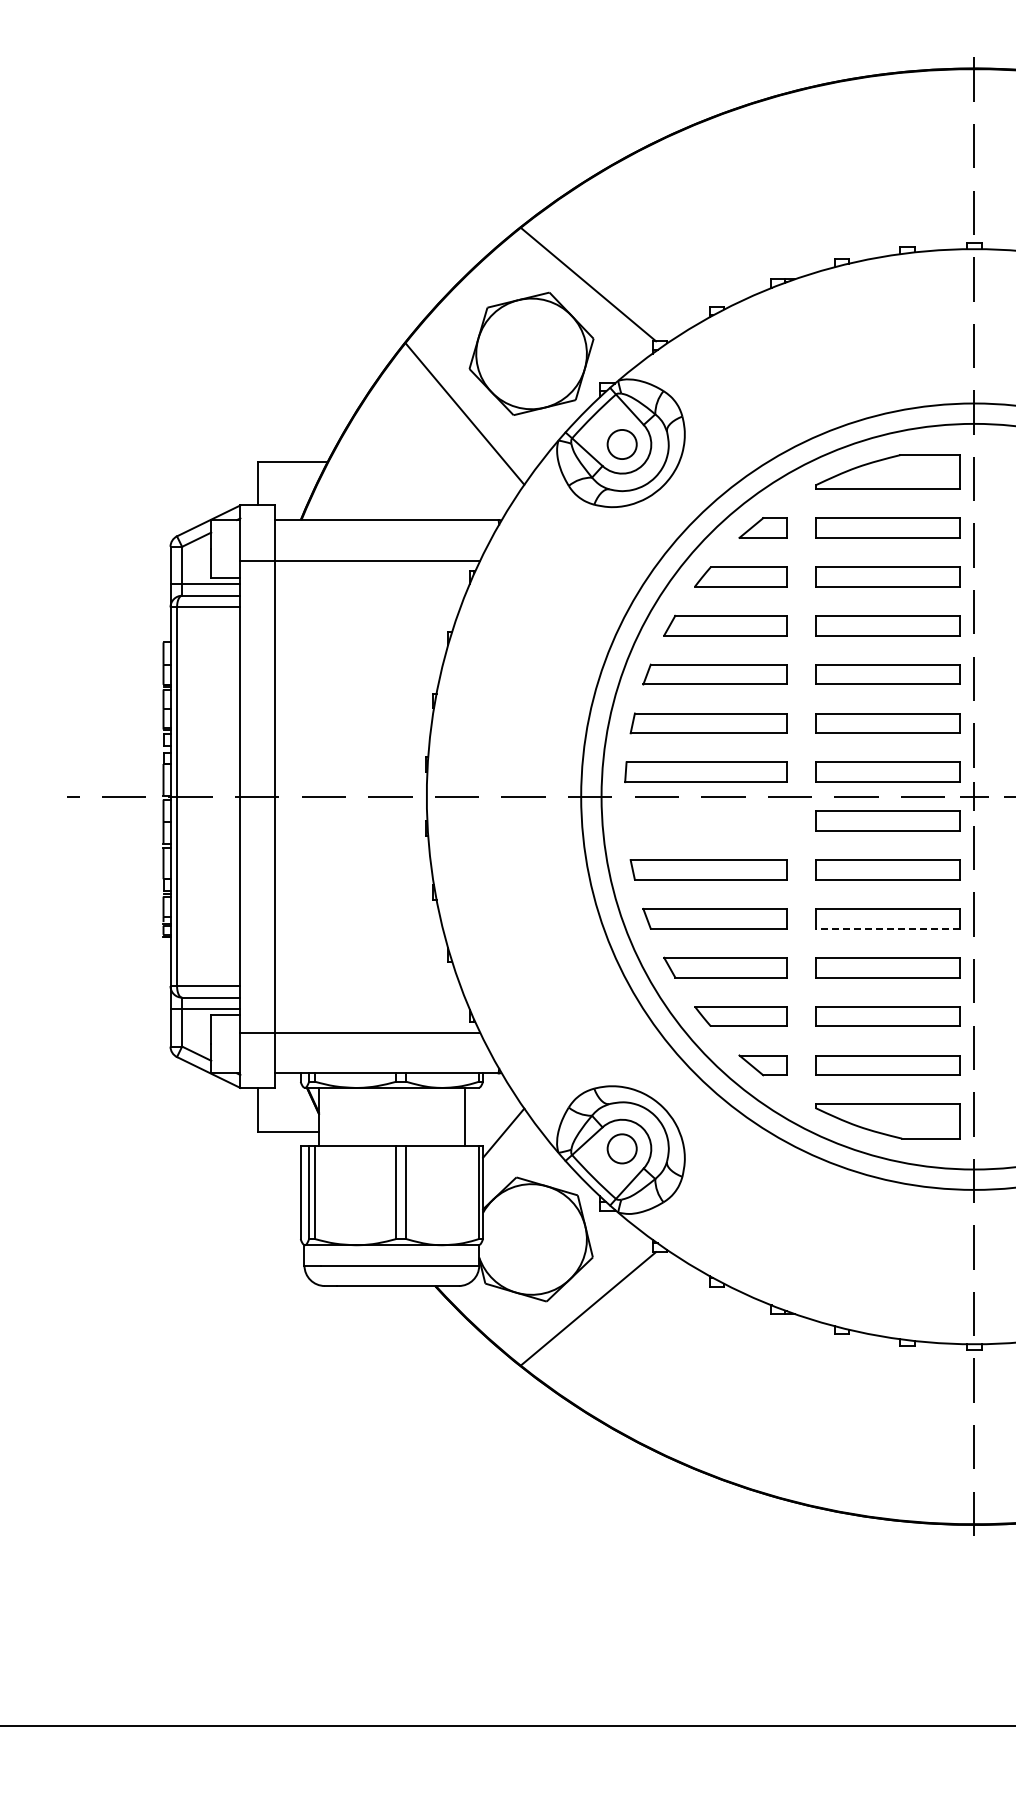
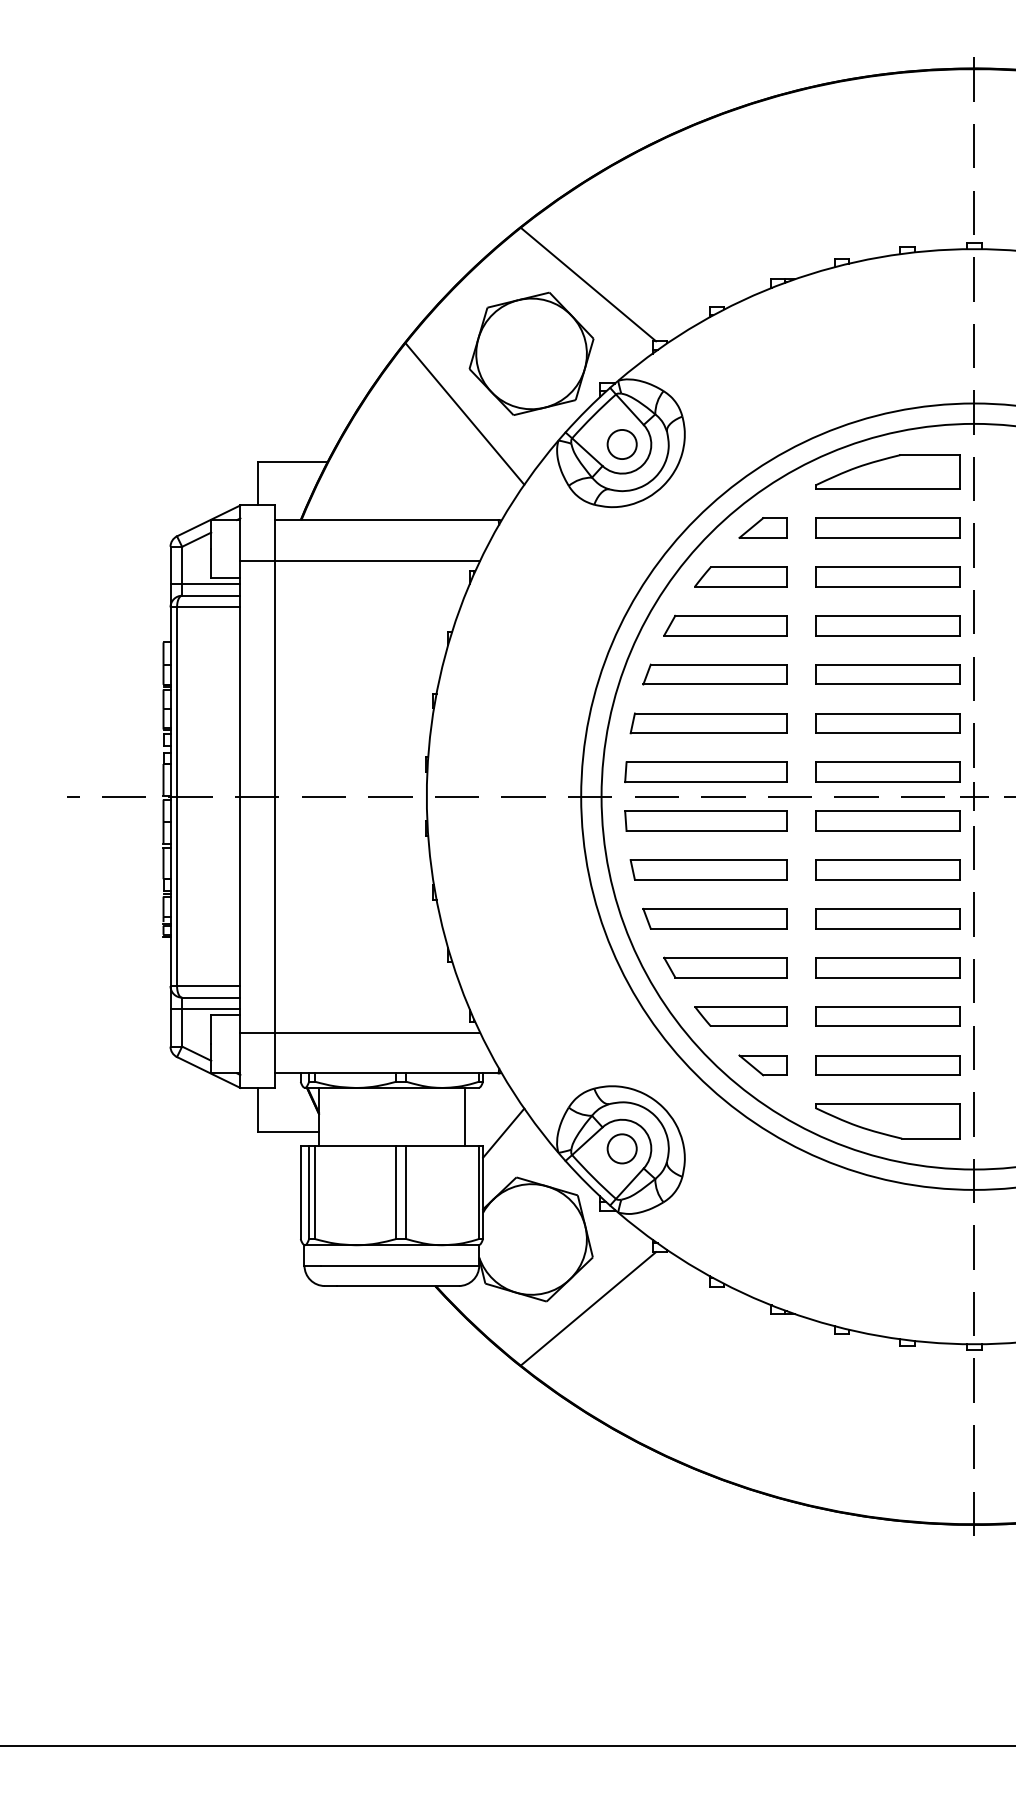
part: none -> present (705, 820)
line: dashed -> solid (887, 928)
line position: (507, 1726) -> (507, 1746) (507, 1746)
